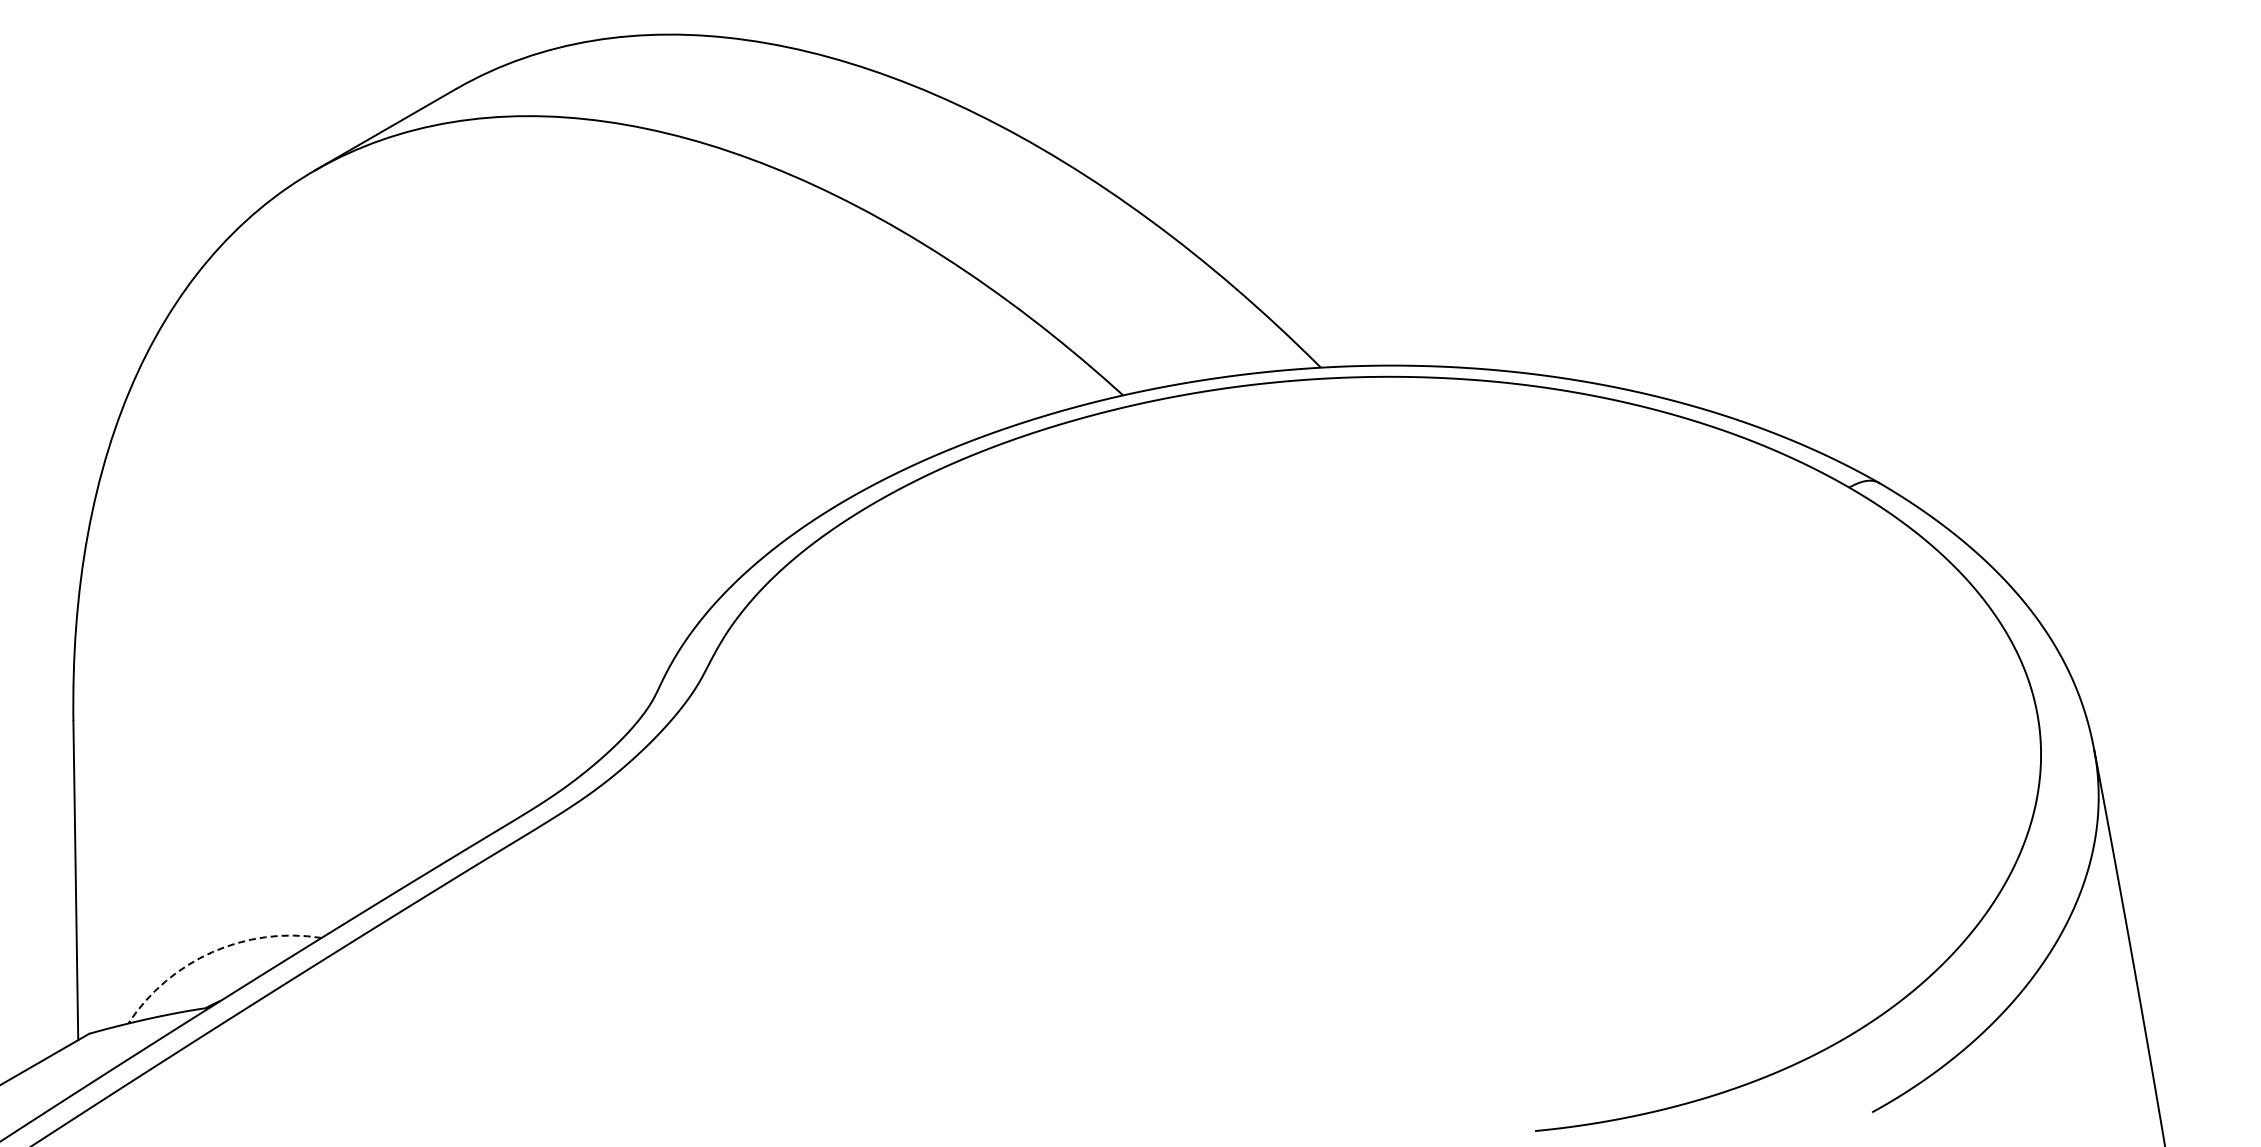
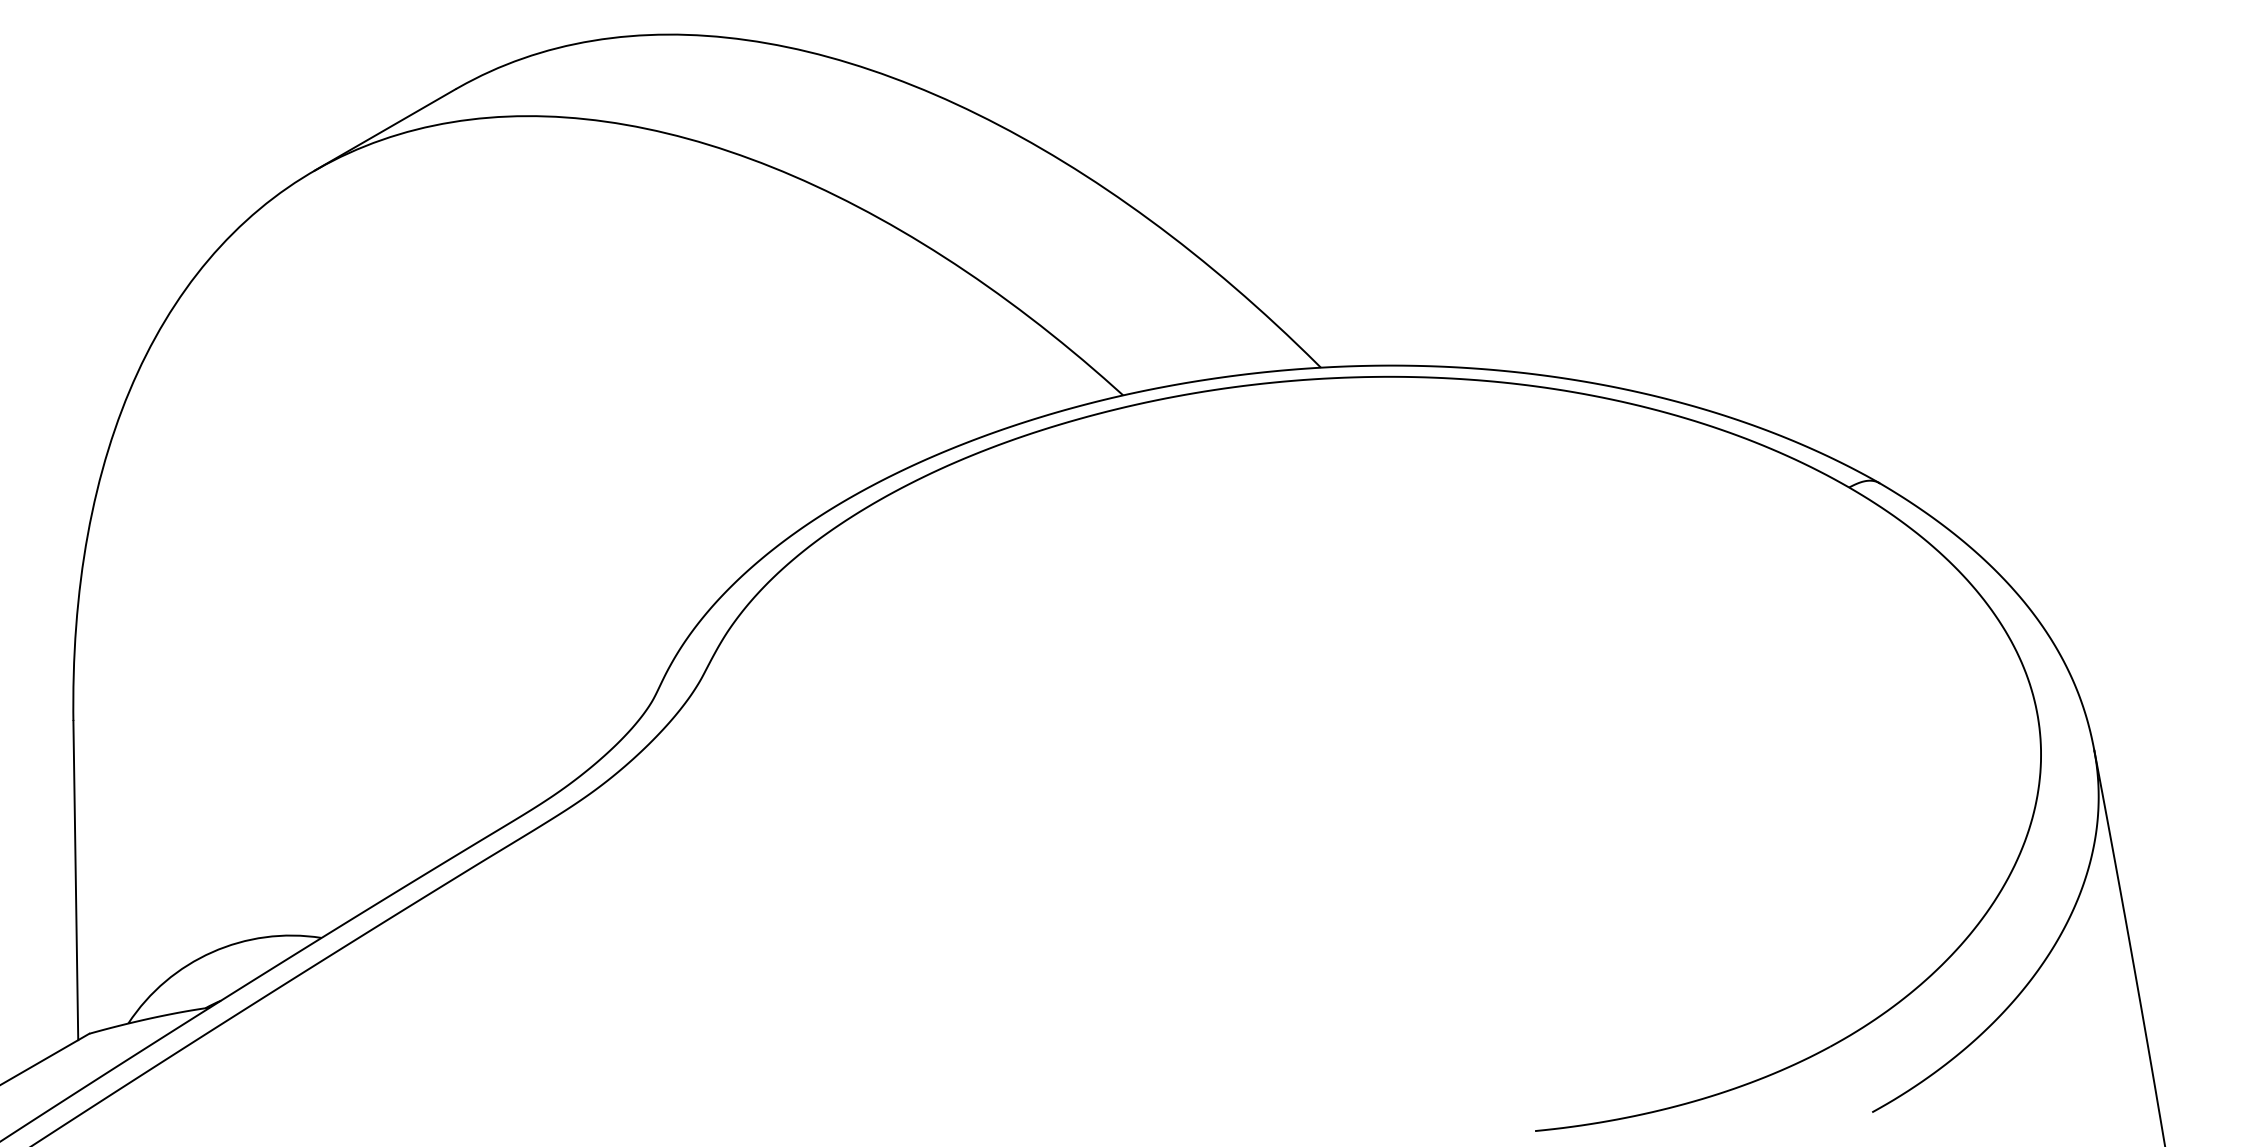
arc: dashed -> solid (212, 952)
